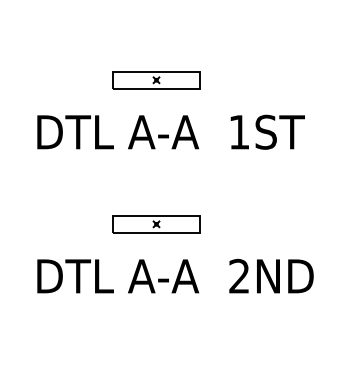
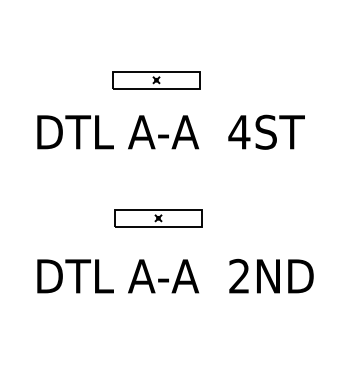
text: 1ST -> 4ST (239, 132)
part position: (156, 224) -> (158, 218) (158, 218)
